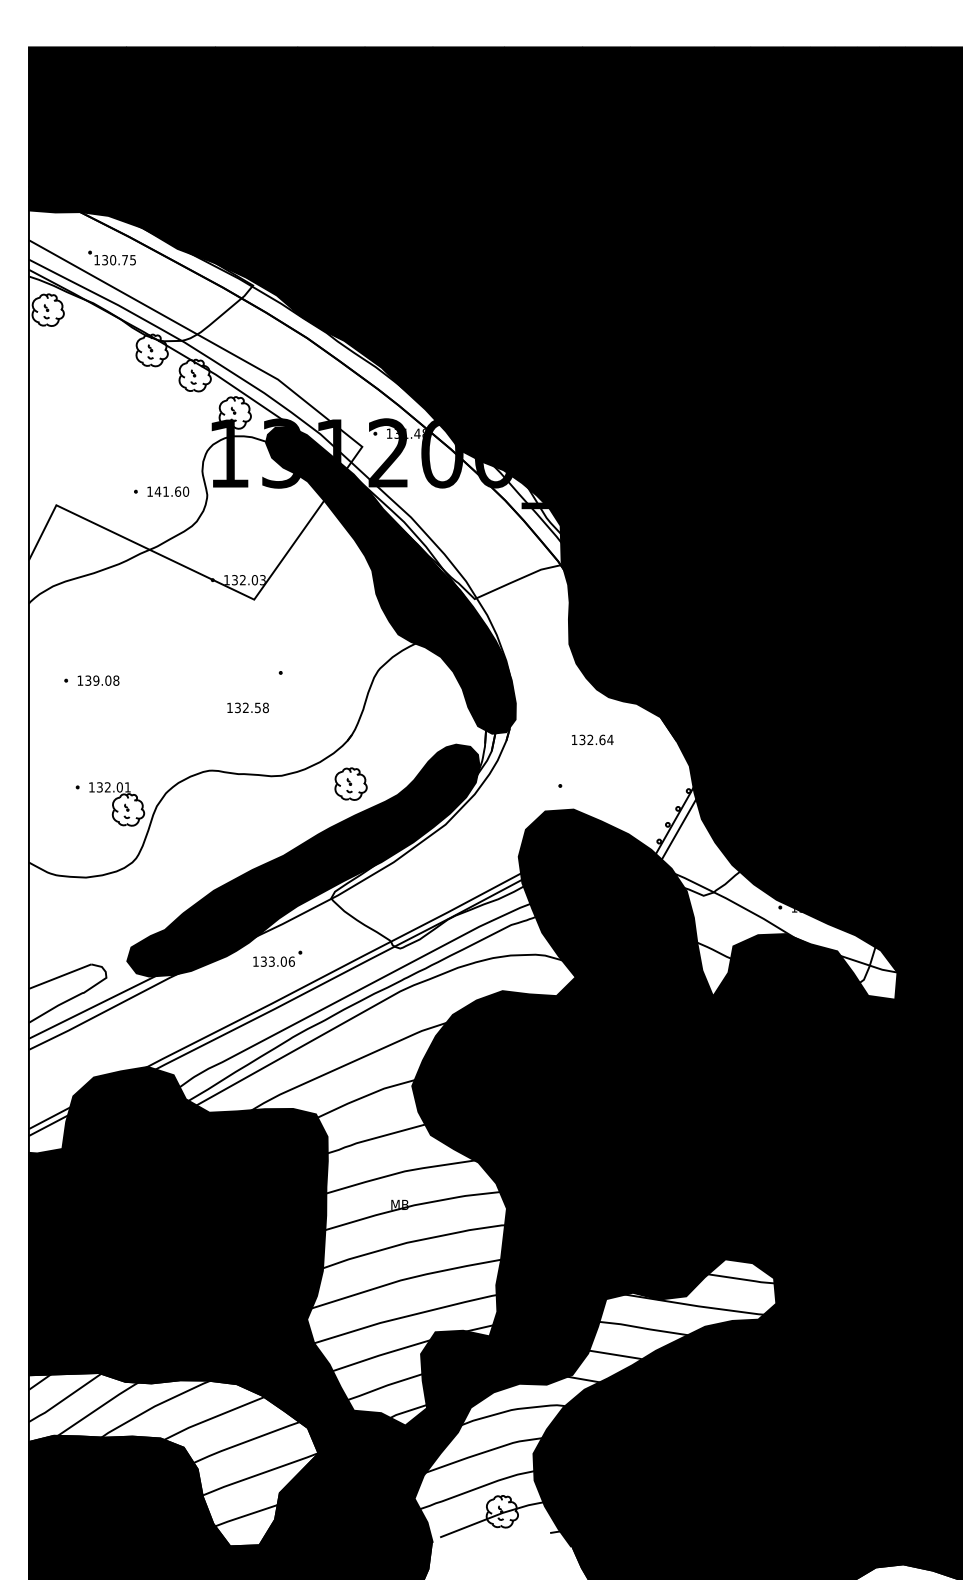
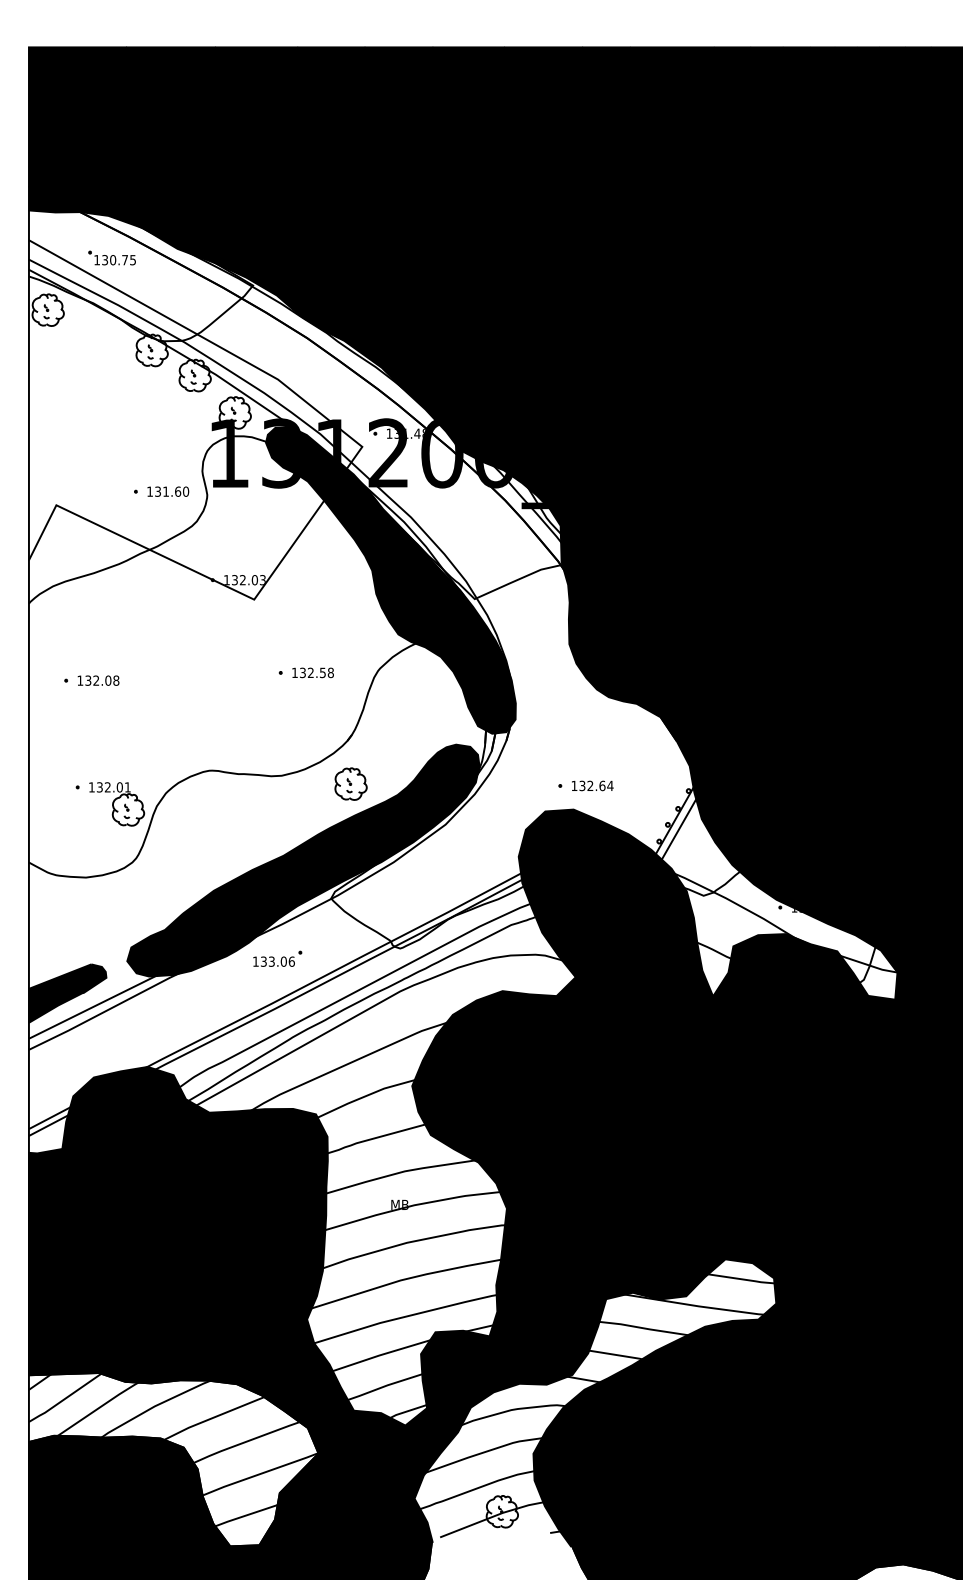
text: 141.60 -> 131.60 (157, 491)
text: 139.08 -> 132.08 (96, 680)
text position: (247, 707) -> (312, 672) (312, 672)
text position: (592, 739) -> (592, 785) (592, 785)
fill: none -> present (67, 993)
